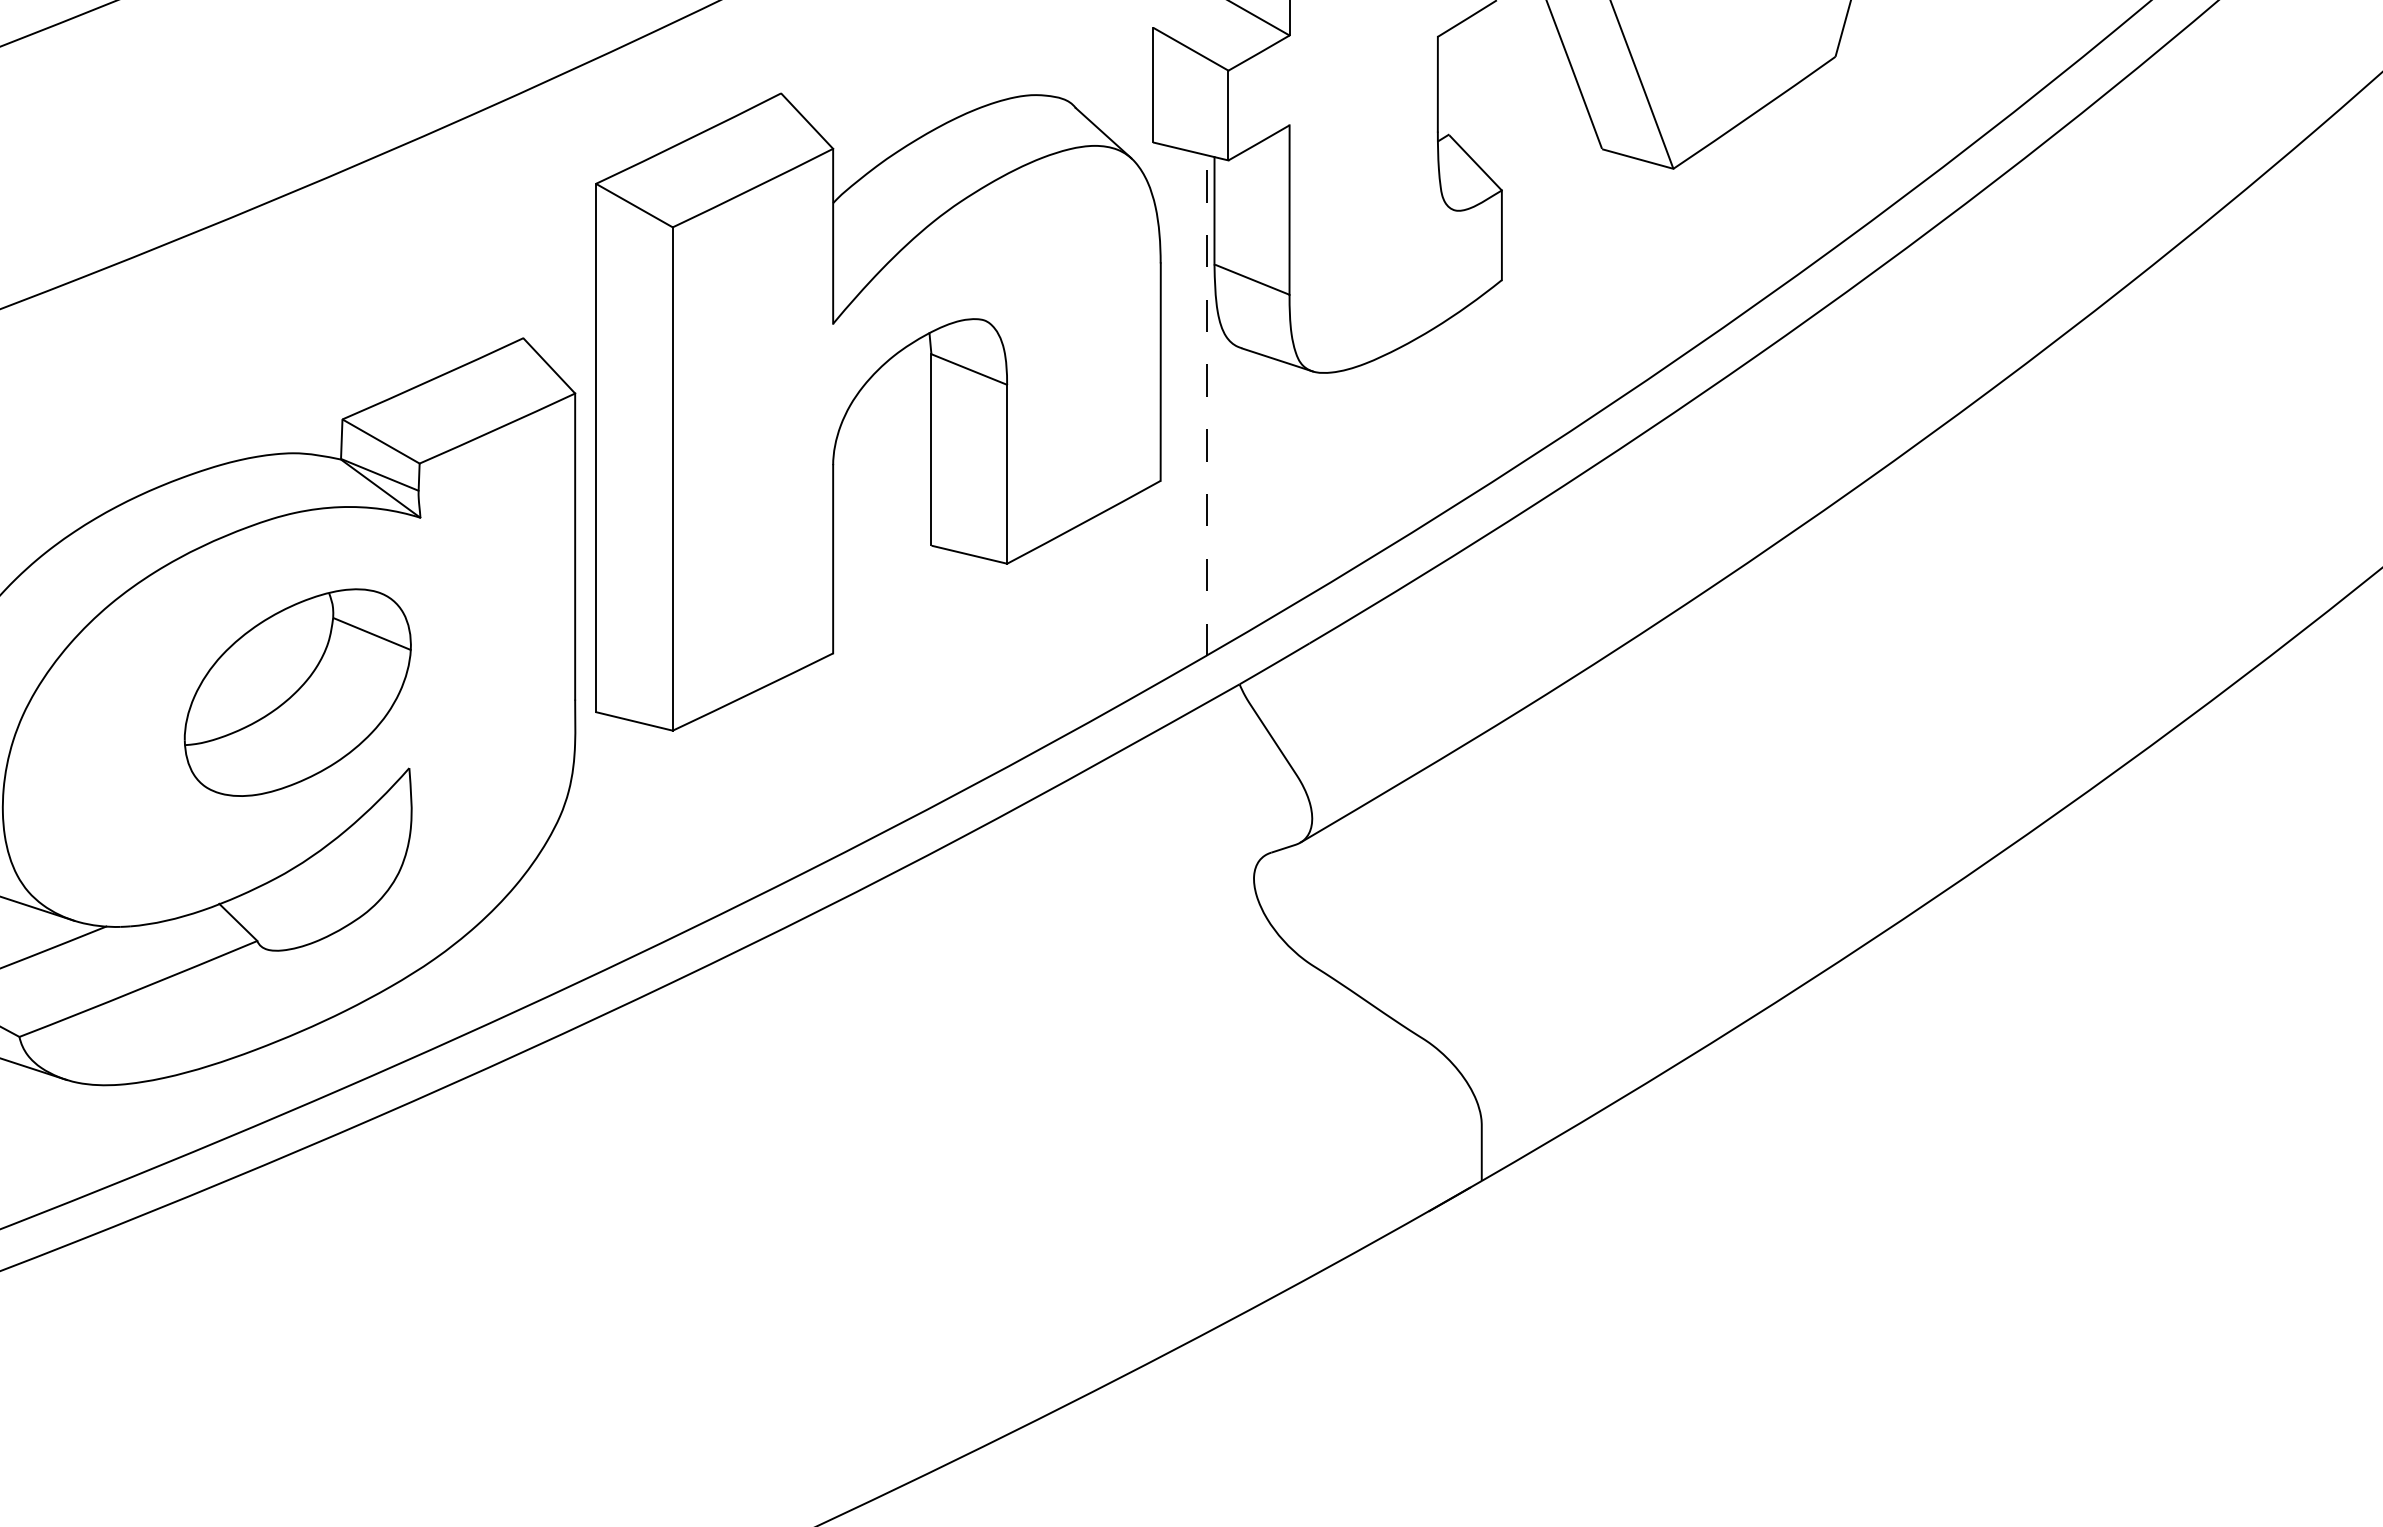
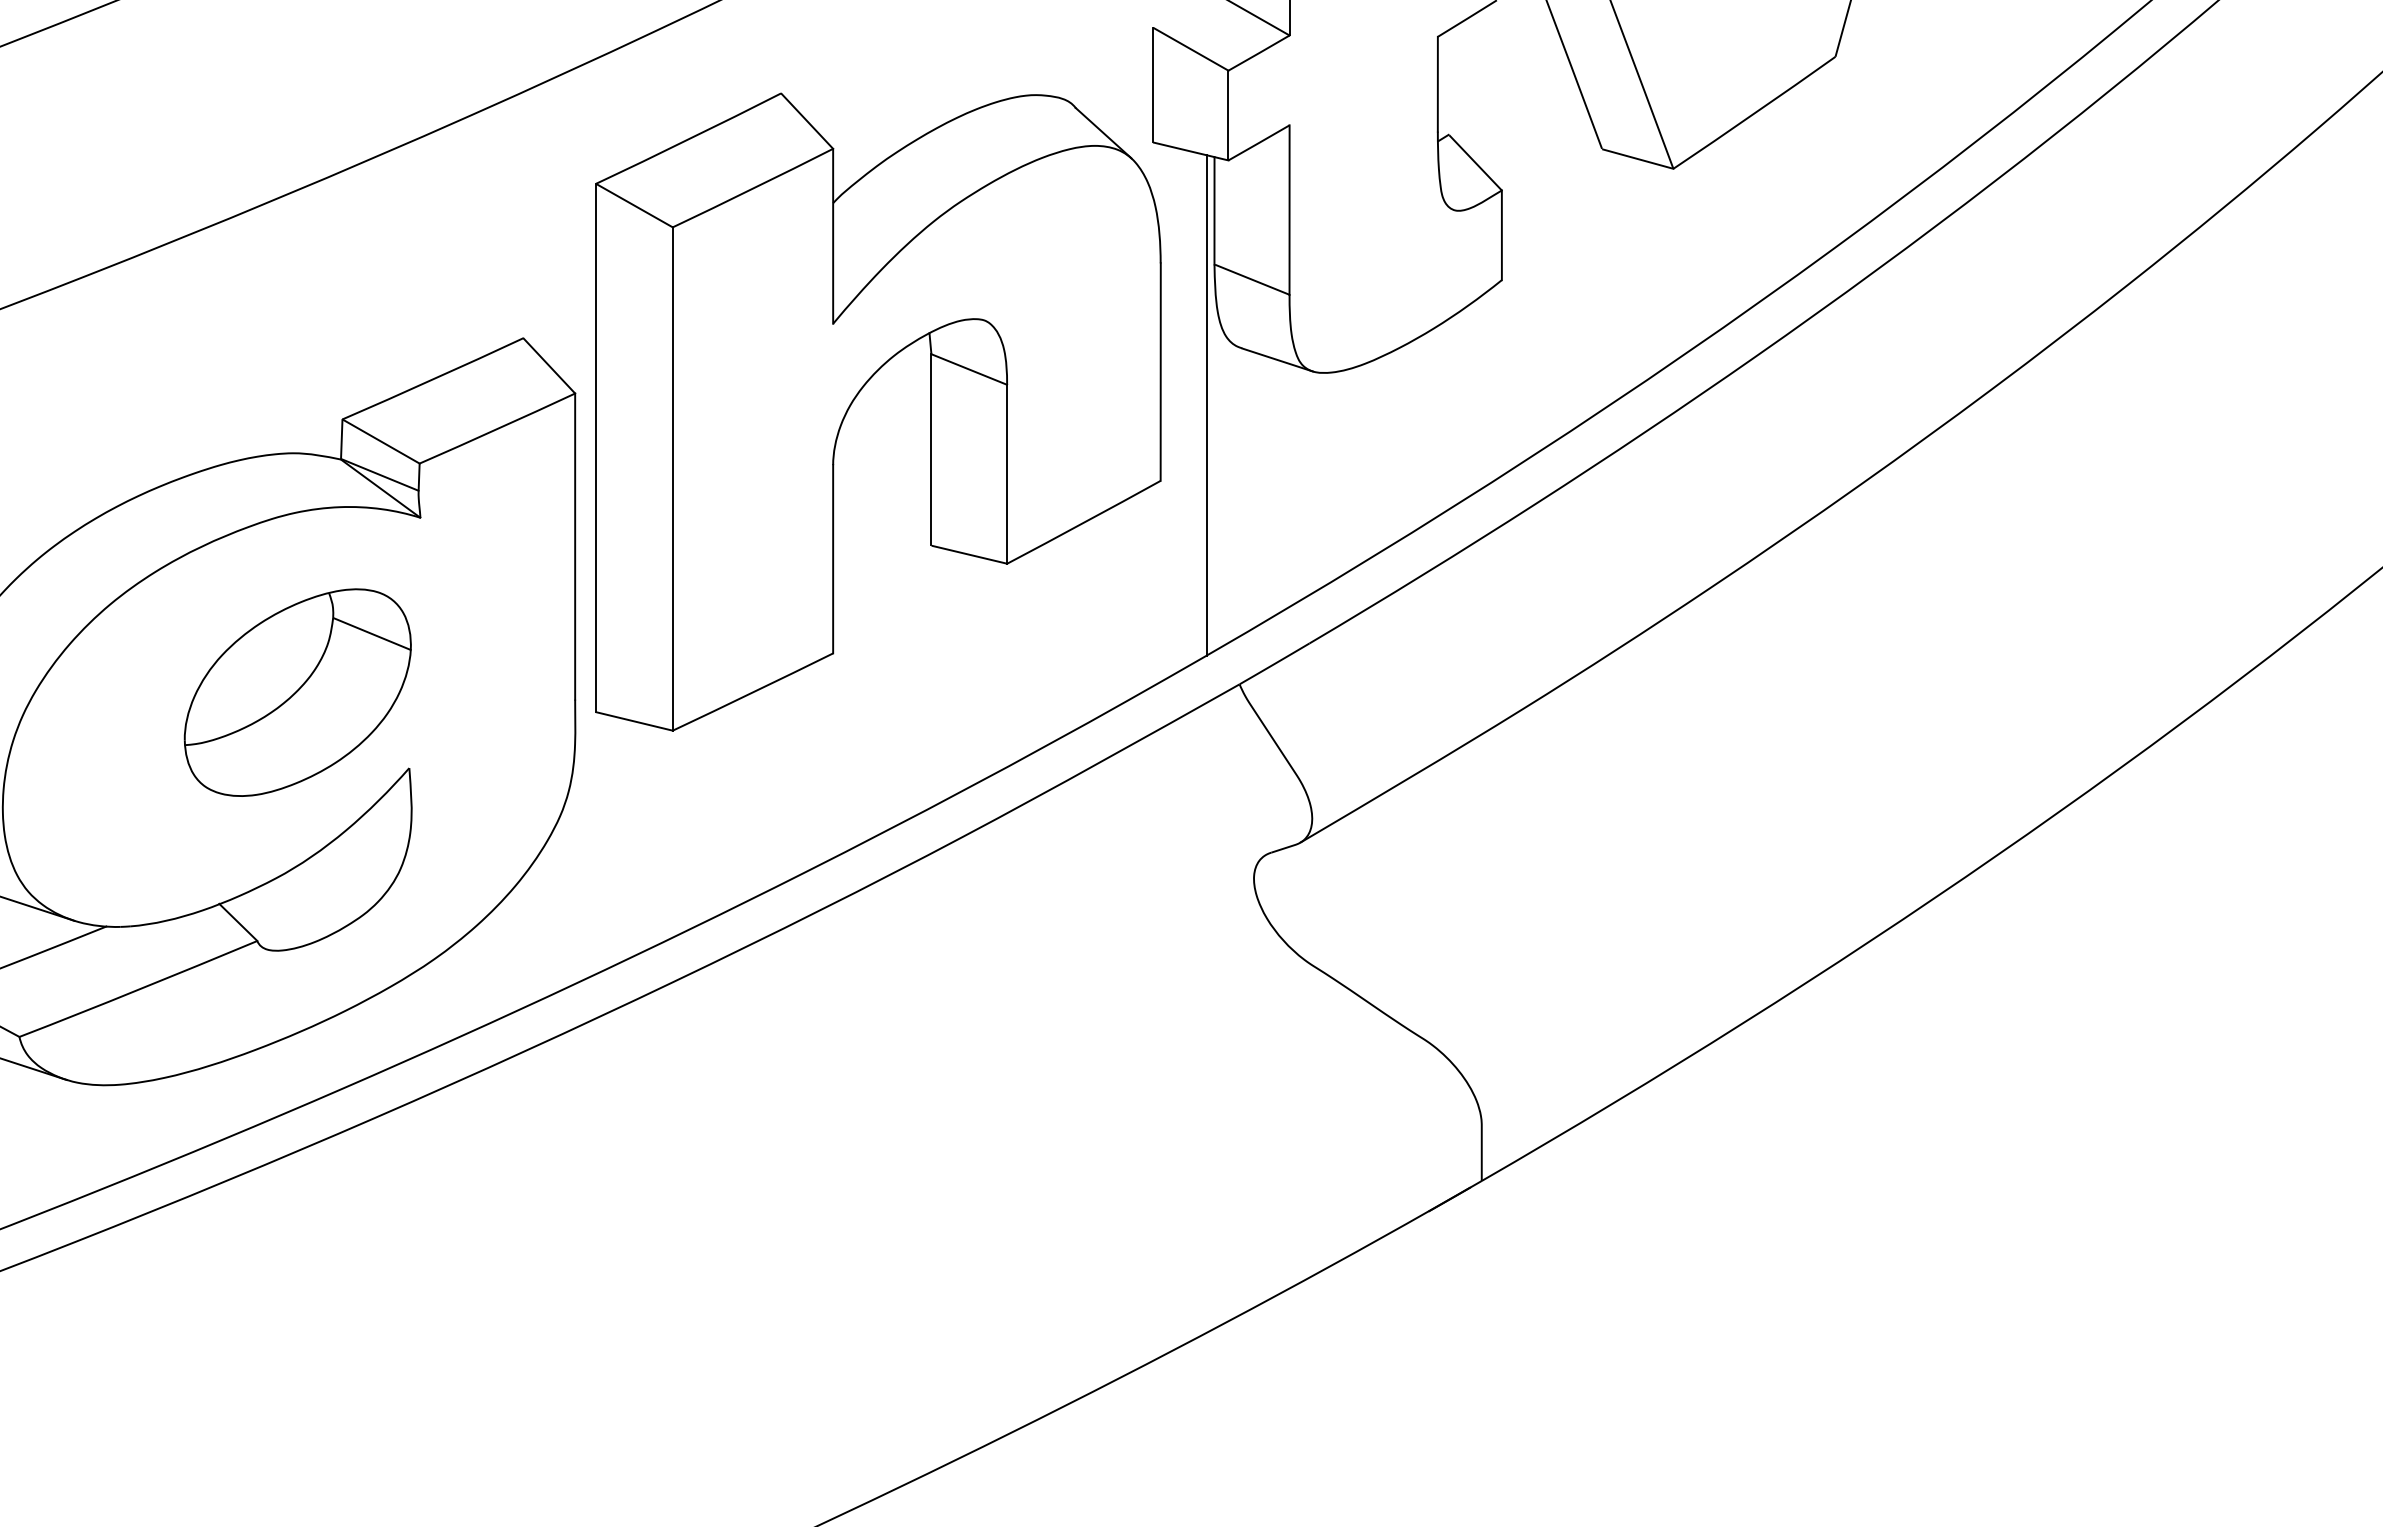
line: dashed -> solid (1206, 405)
